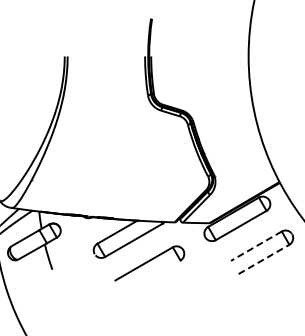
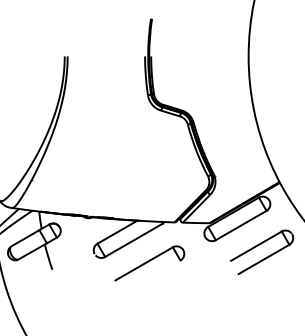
line: dashed -> solid (255, 246)
line: dashed -> solid (264, 259)
